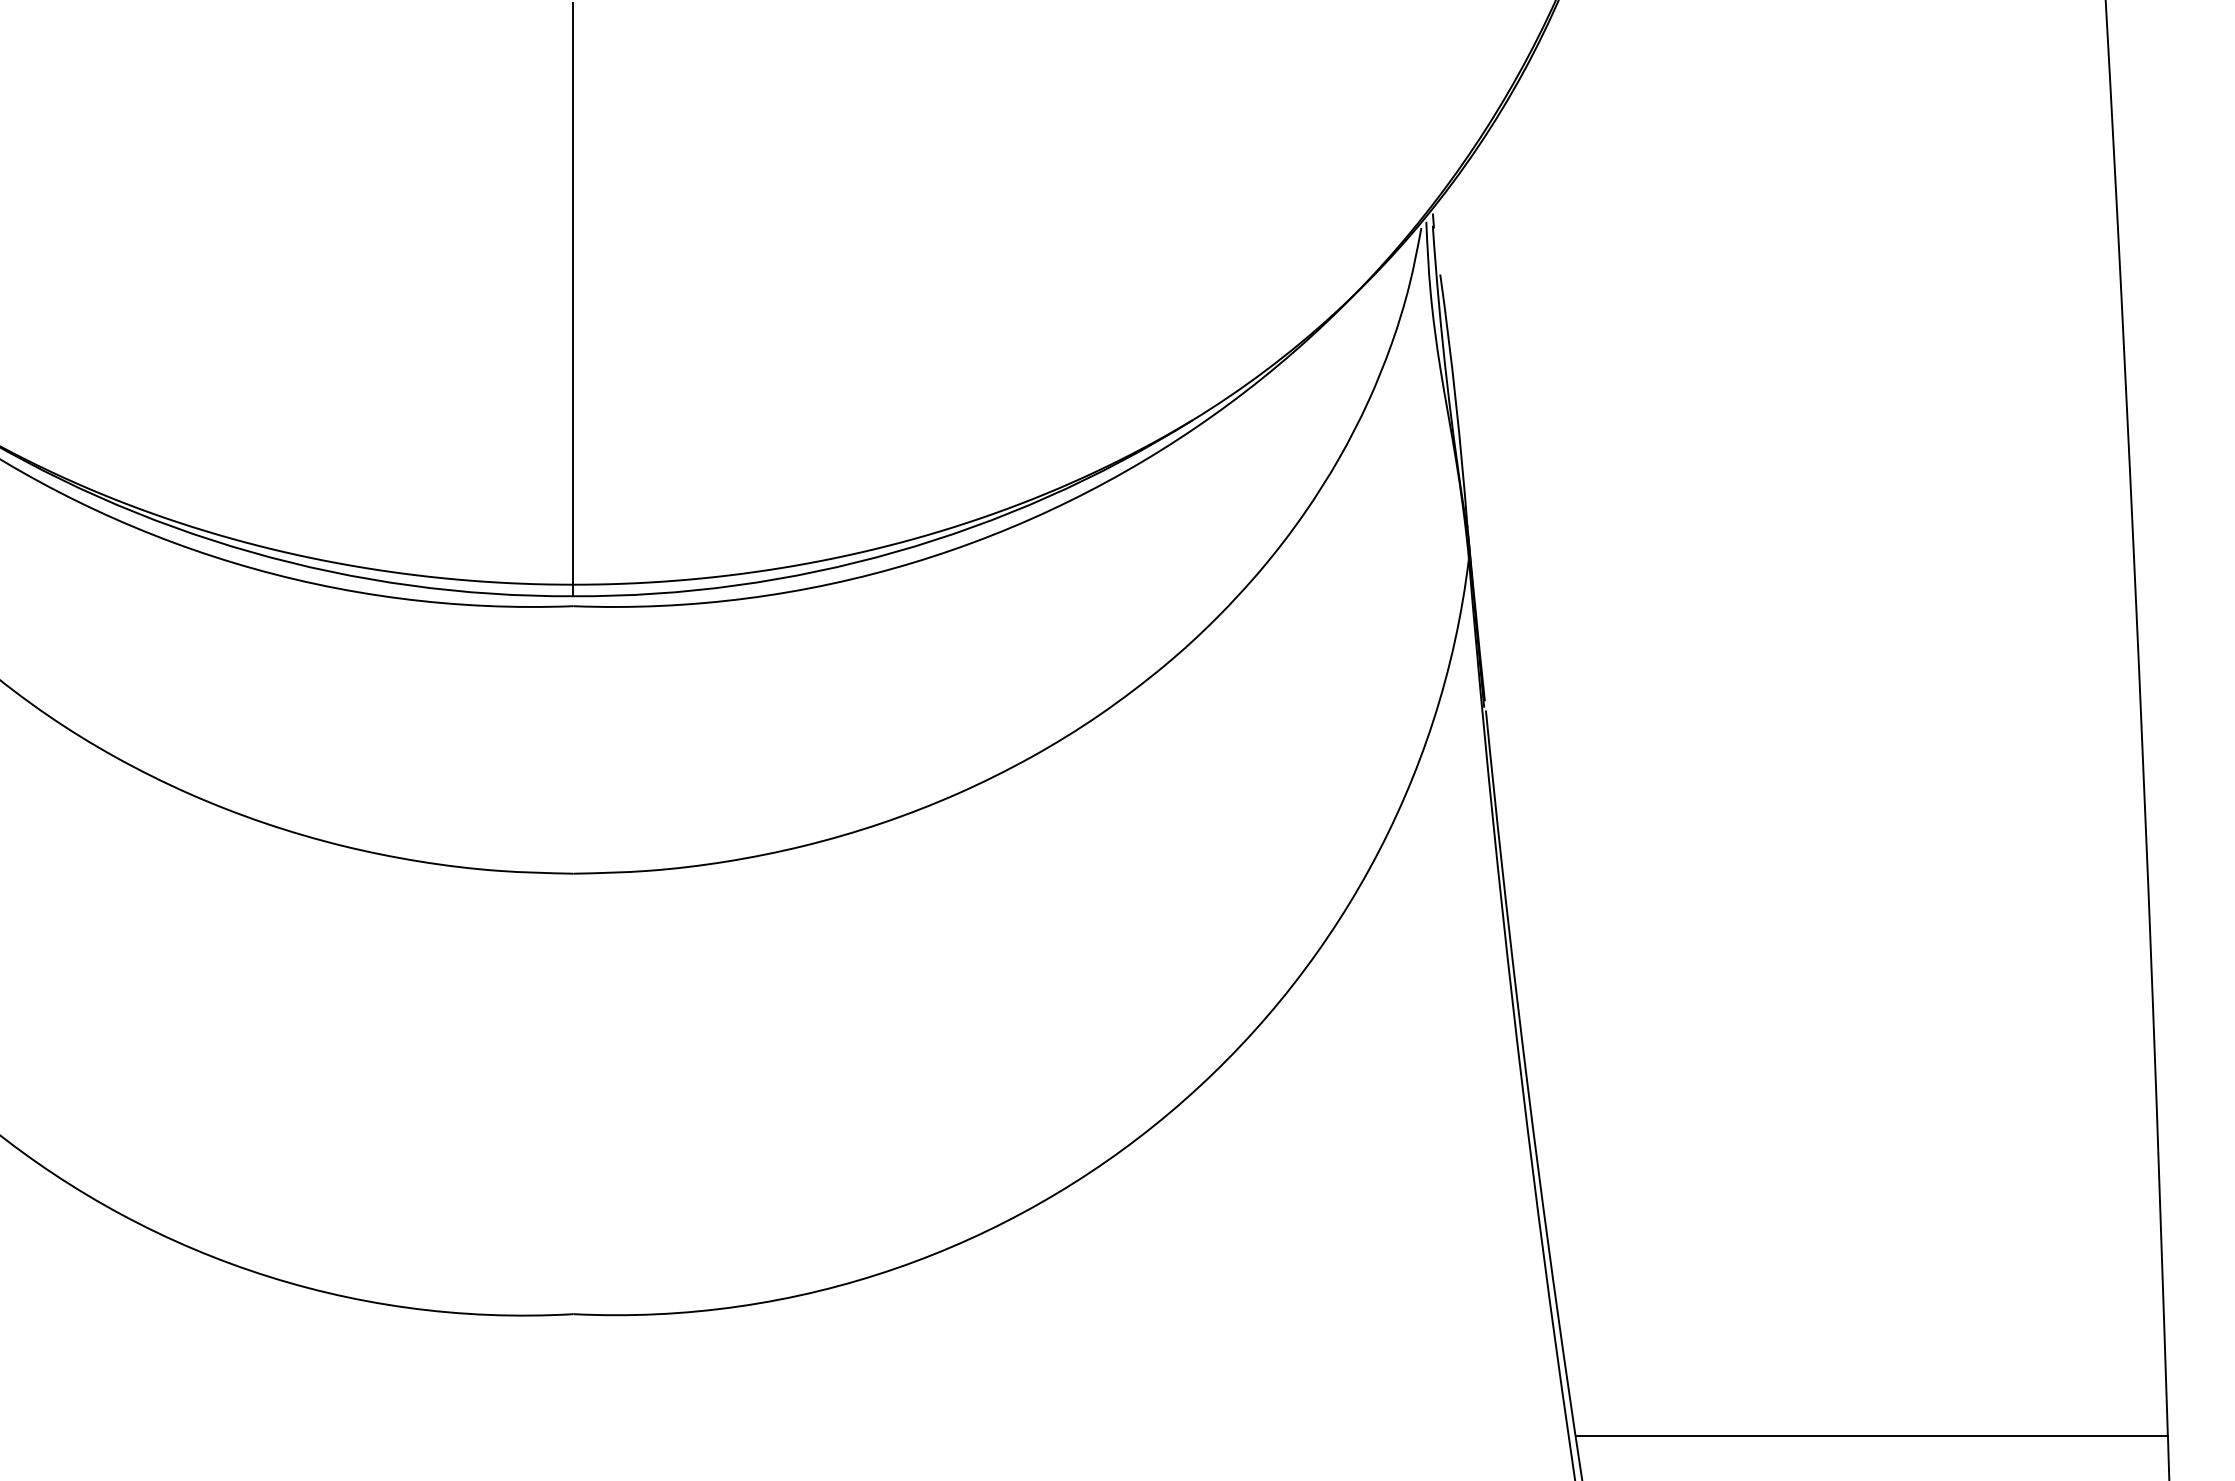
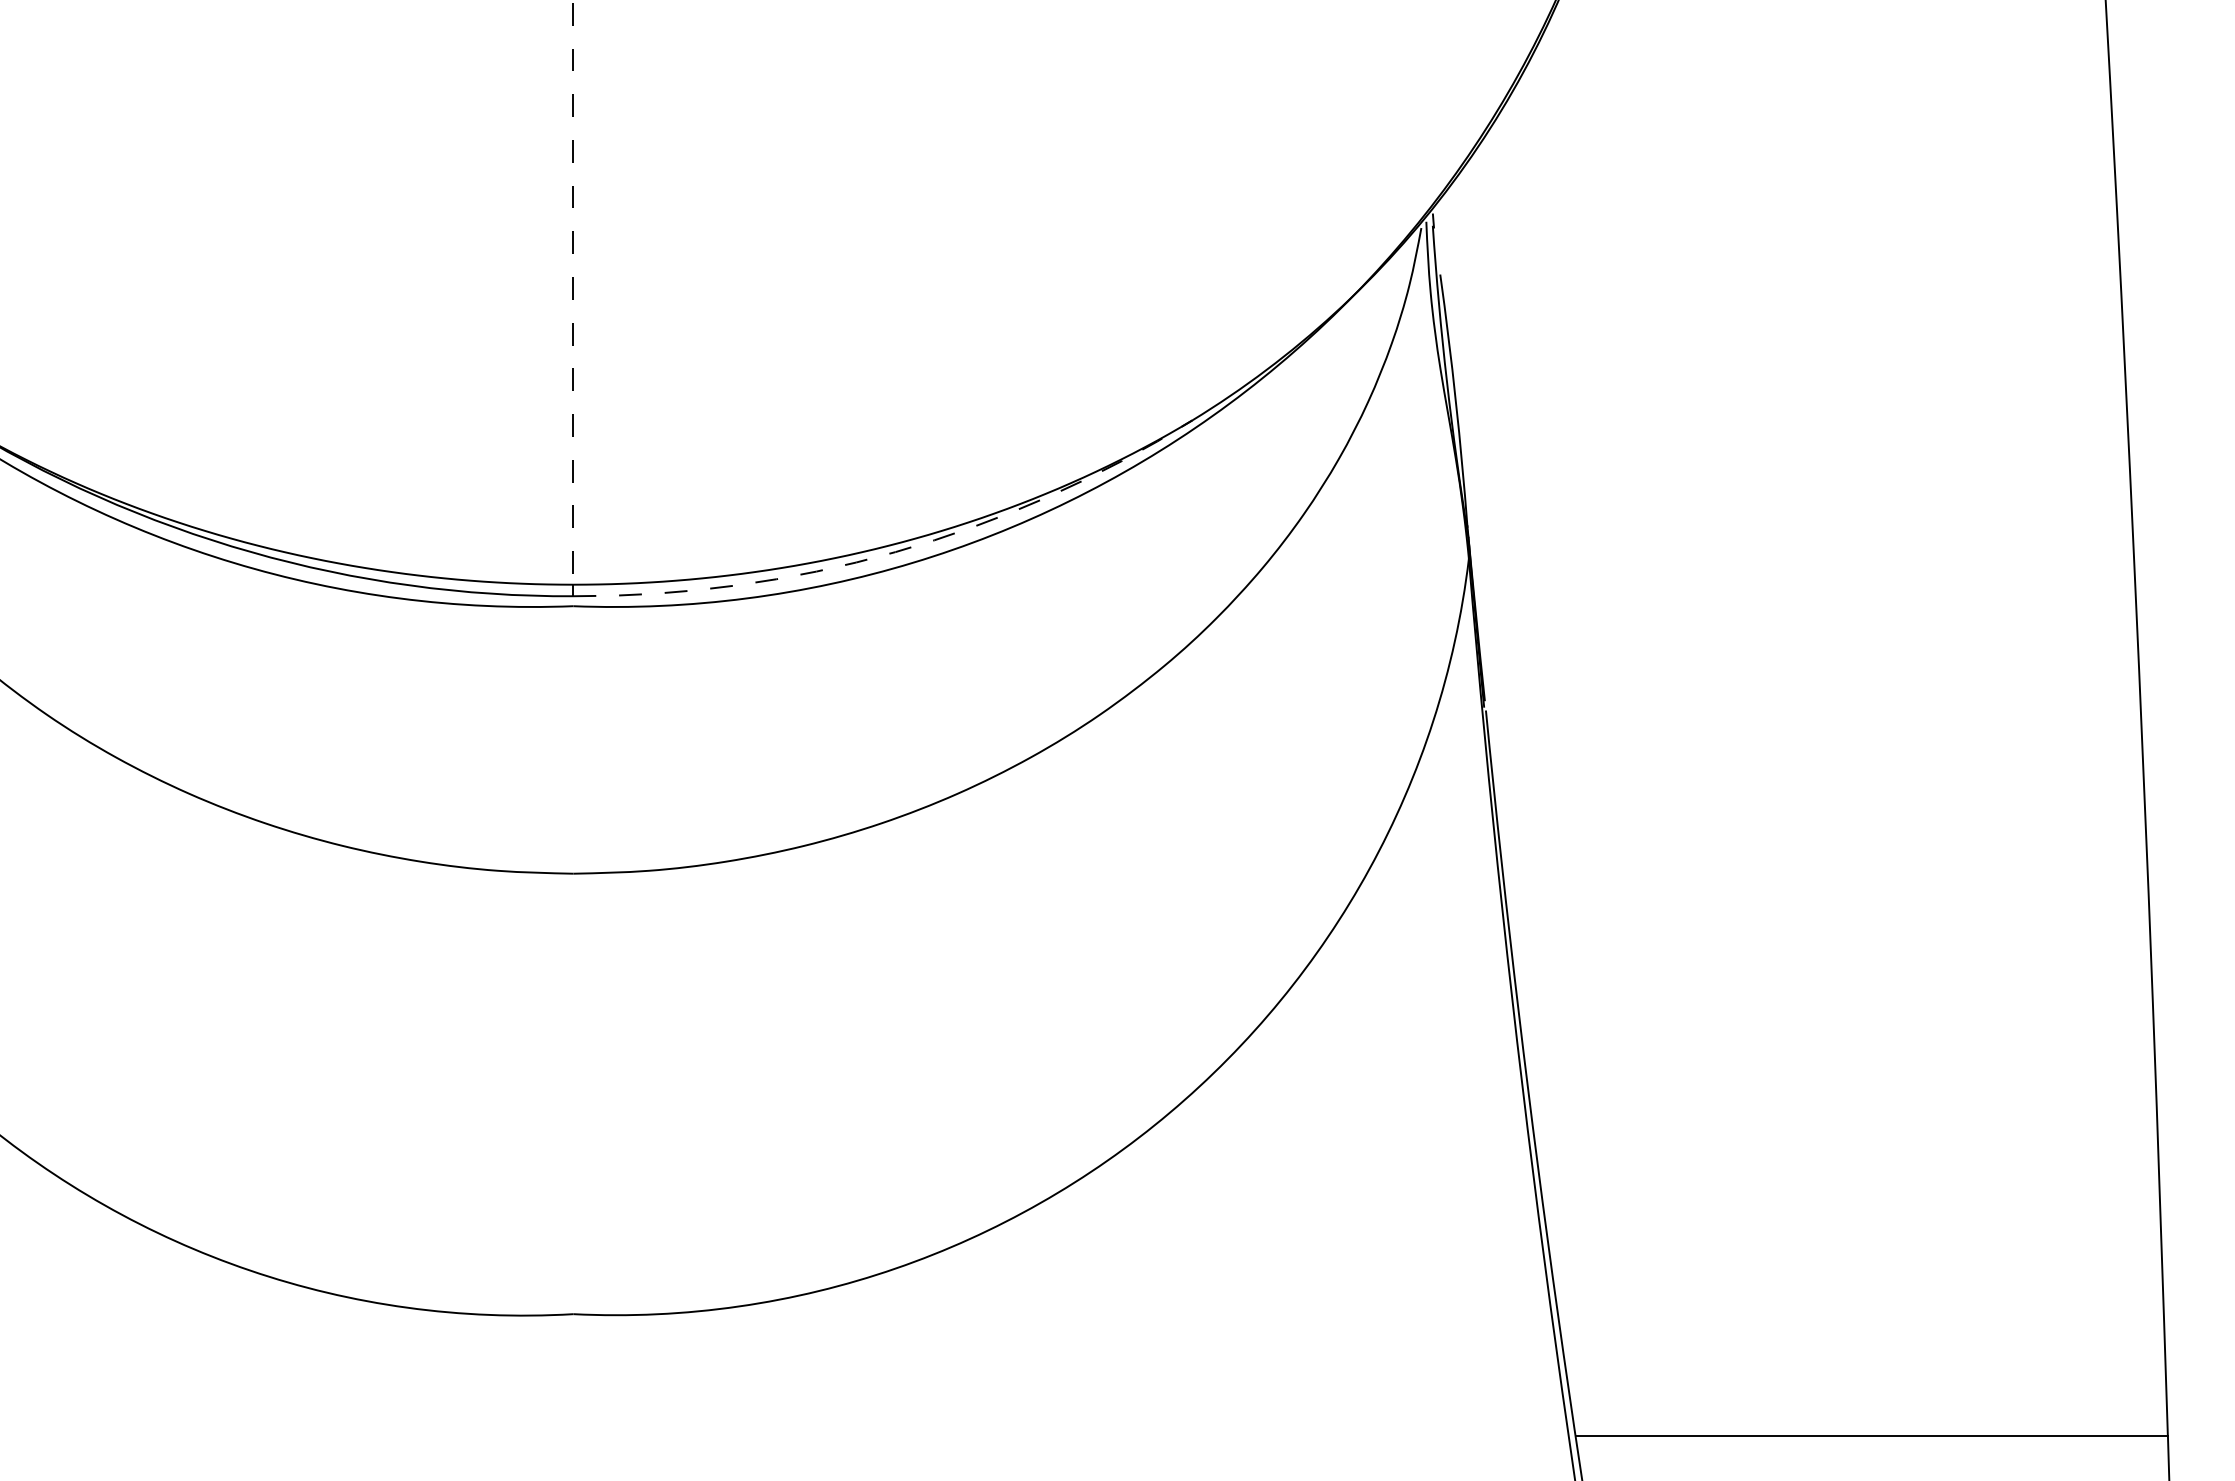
line: solid -> dashed (573, 293)
arc: solid -> dashed (895, 552)
